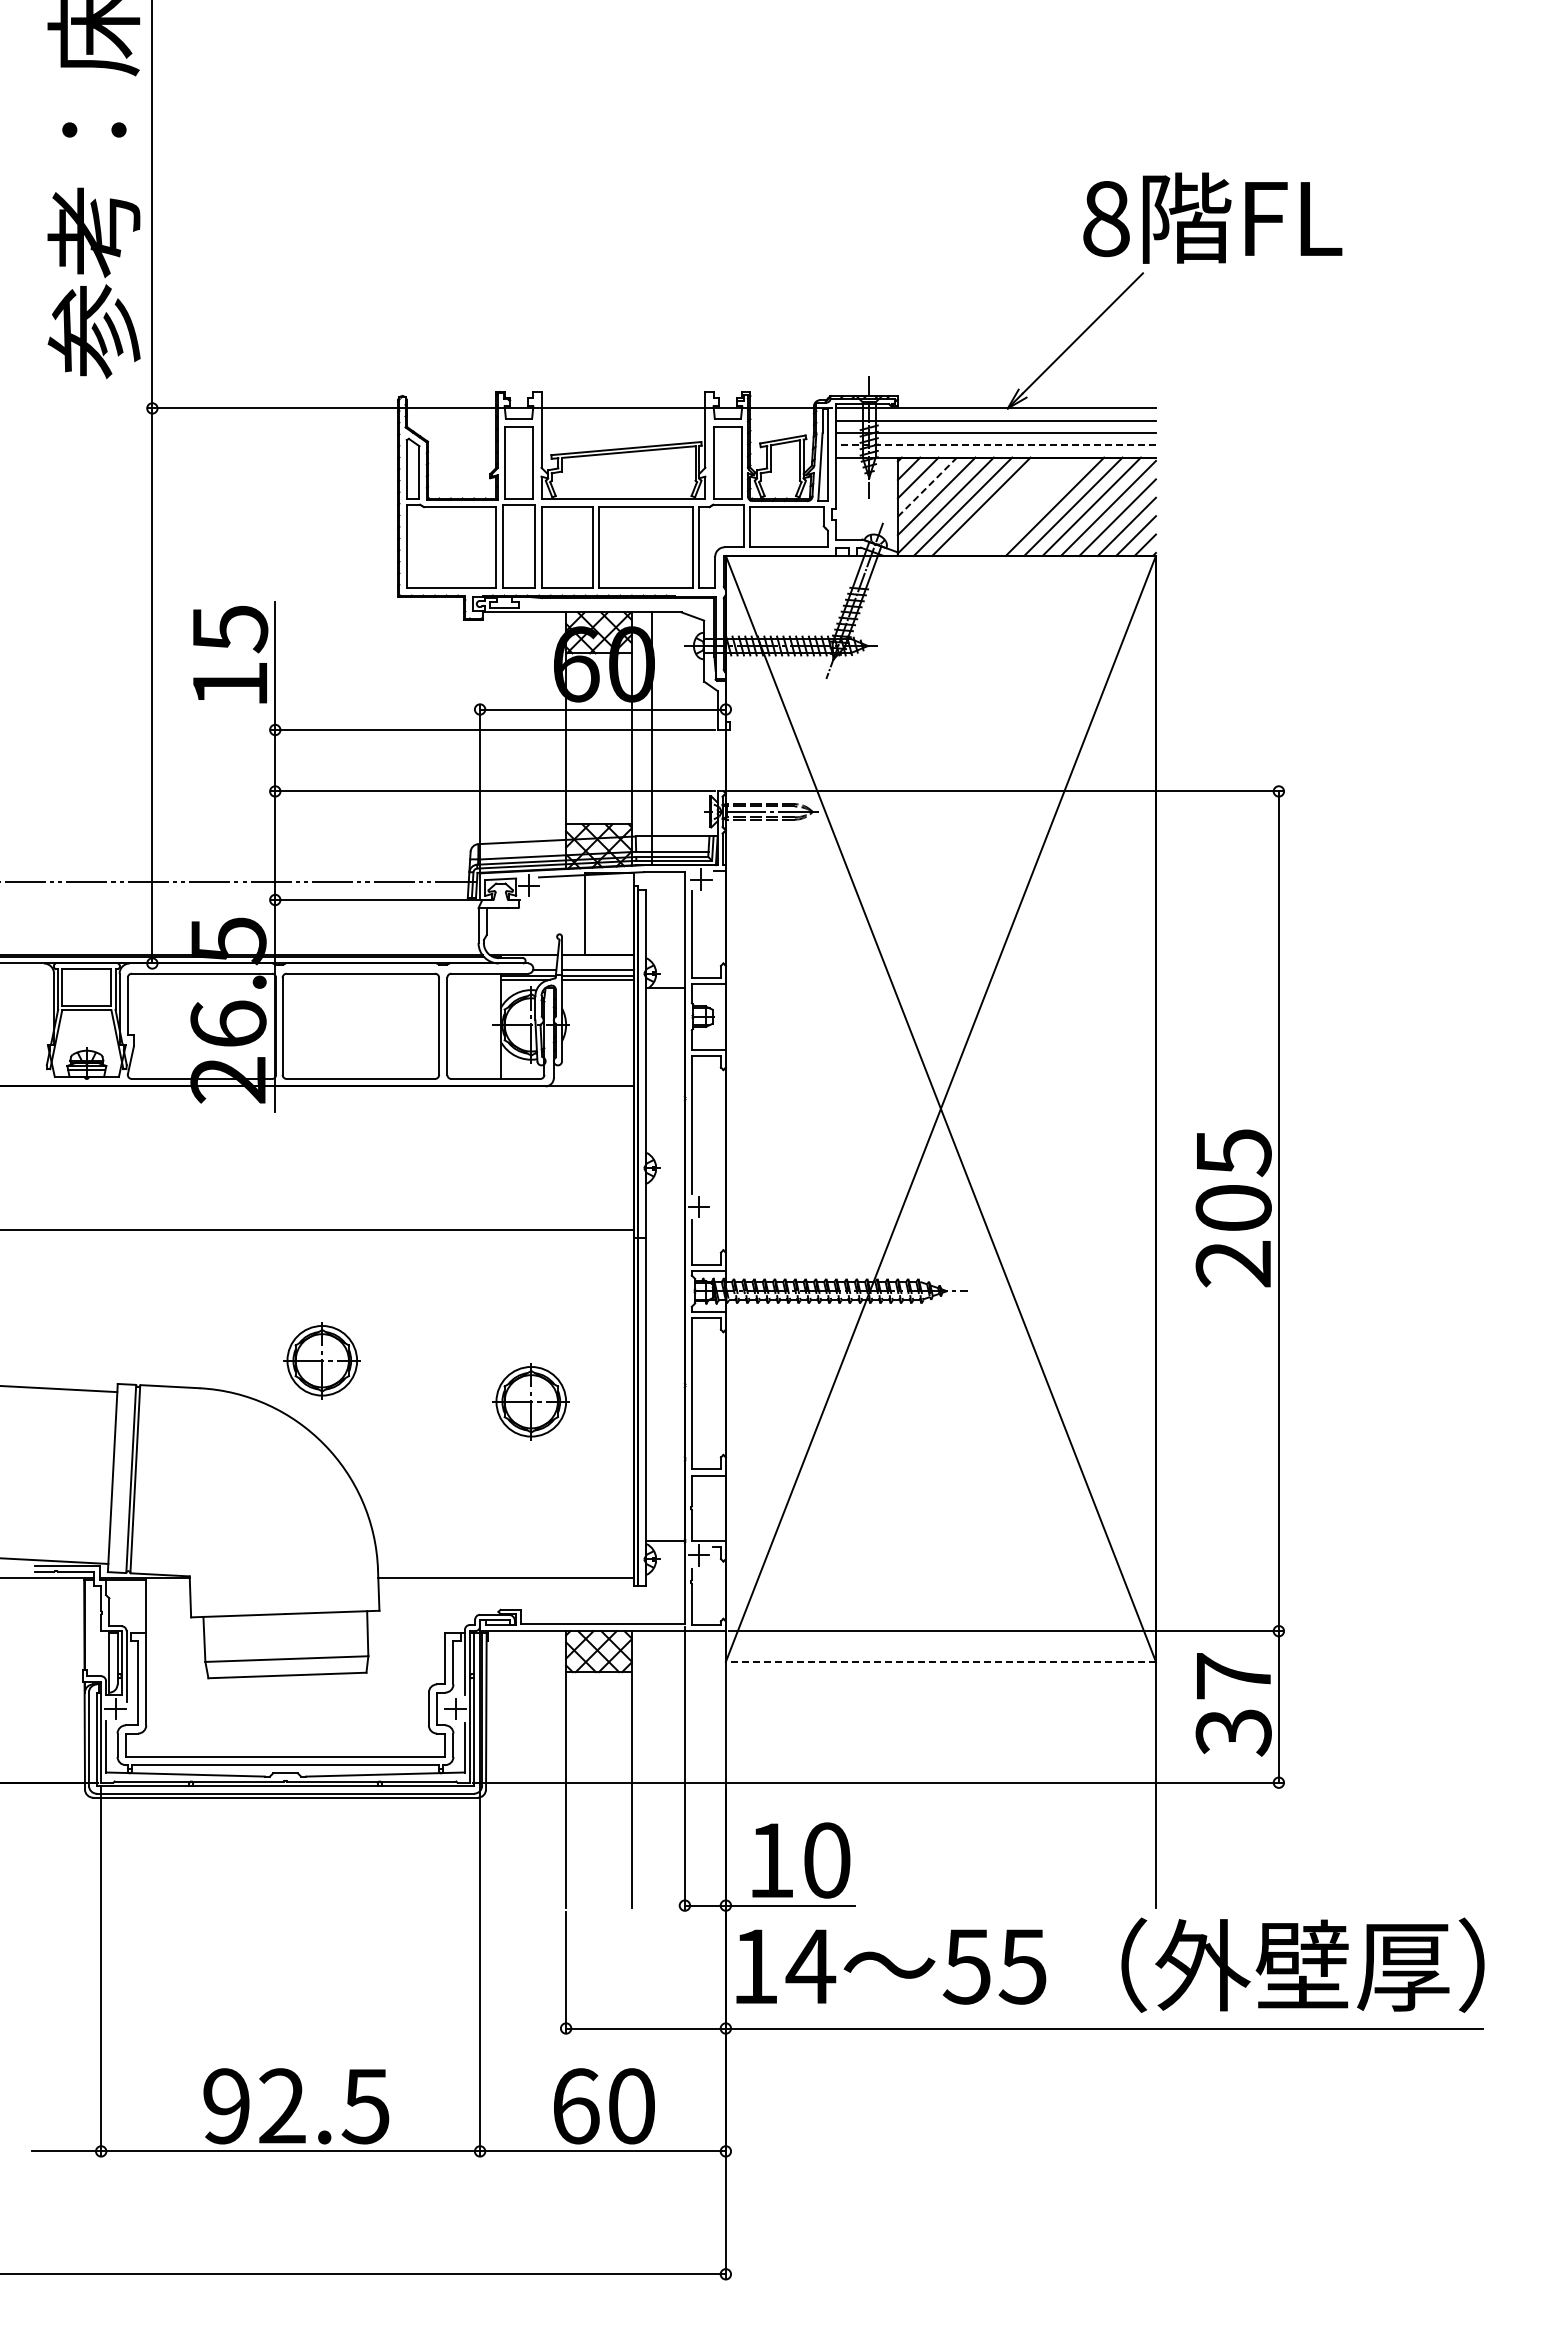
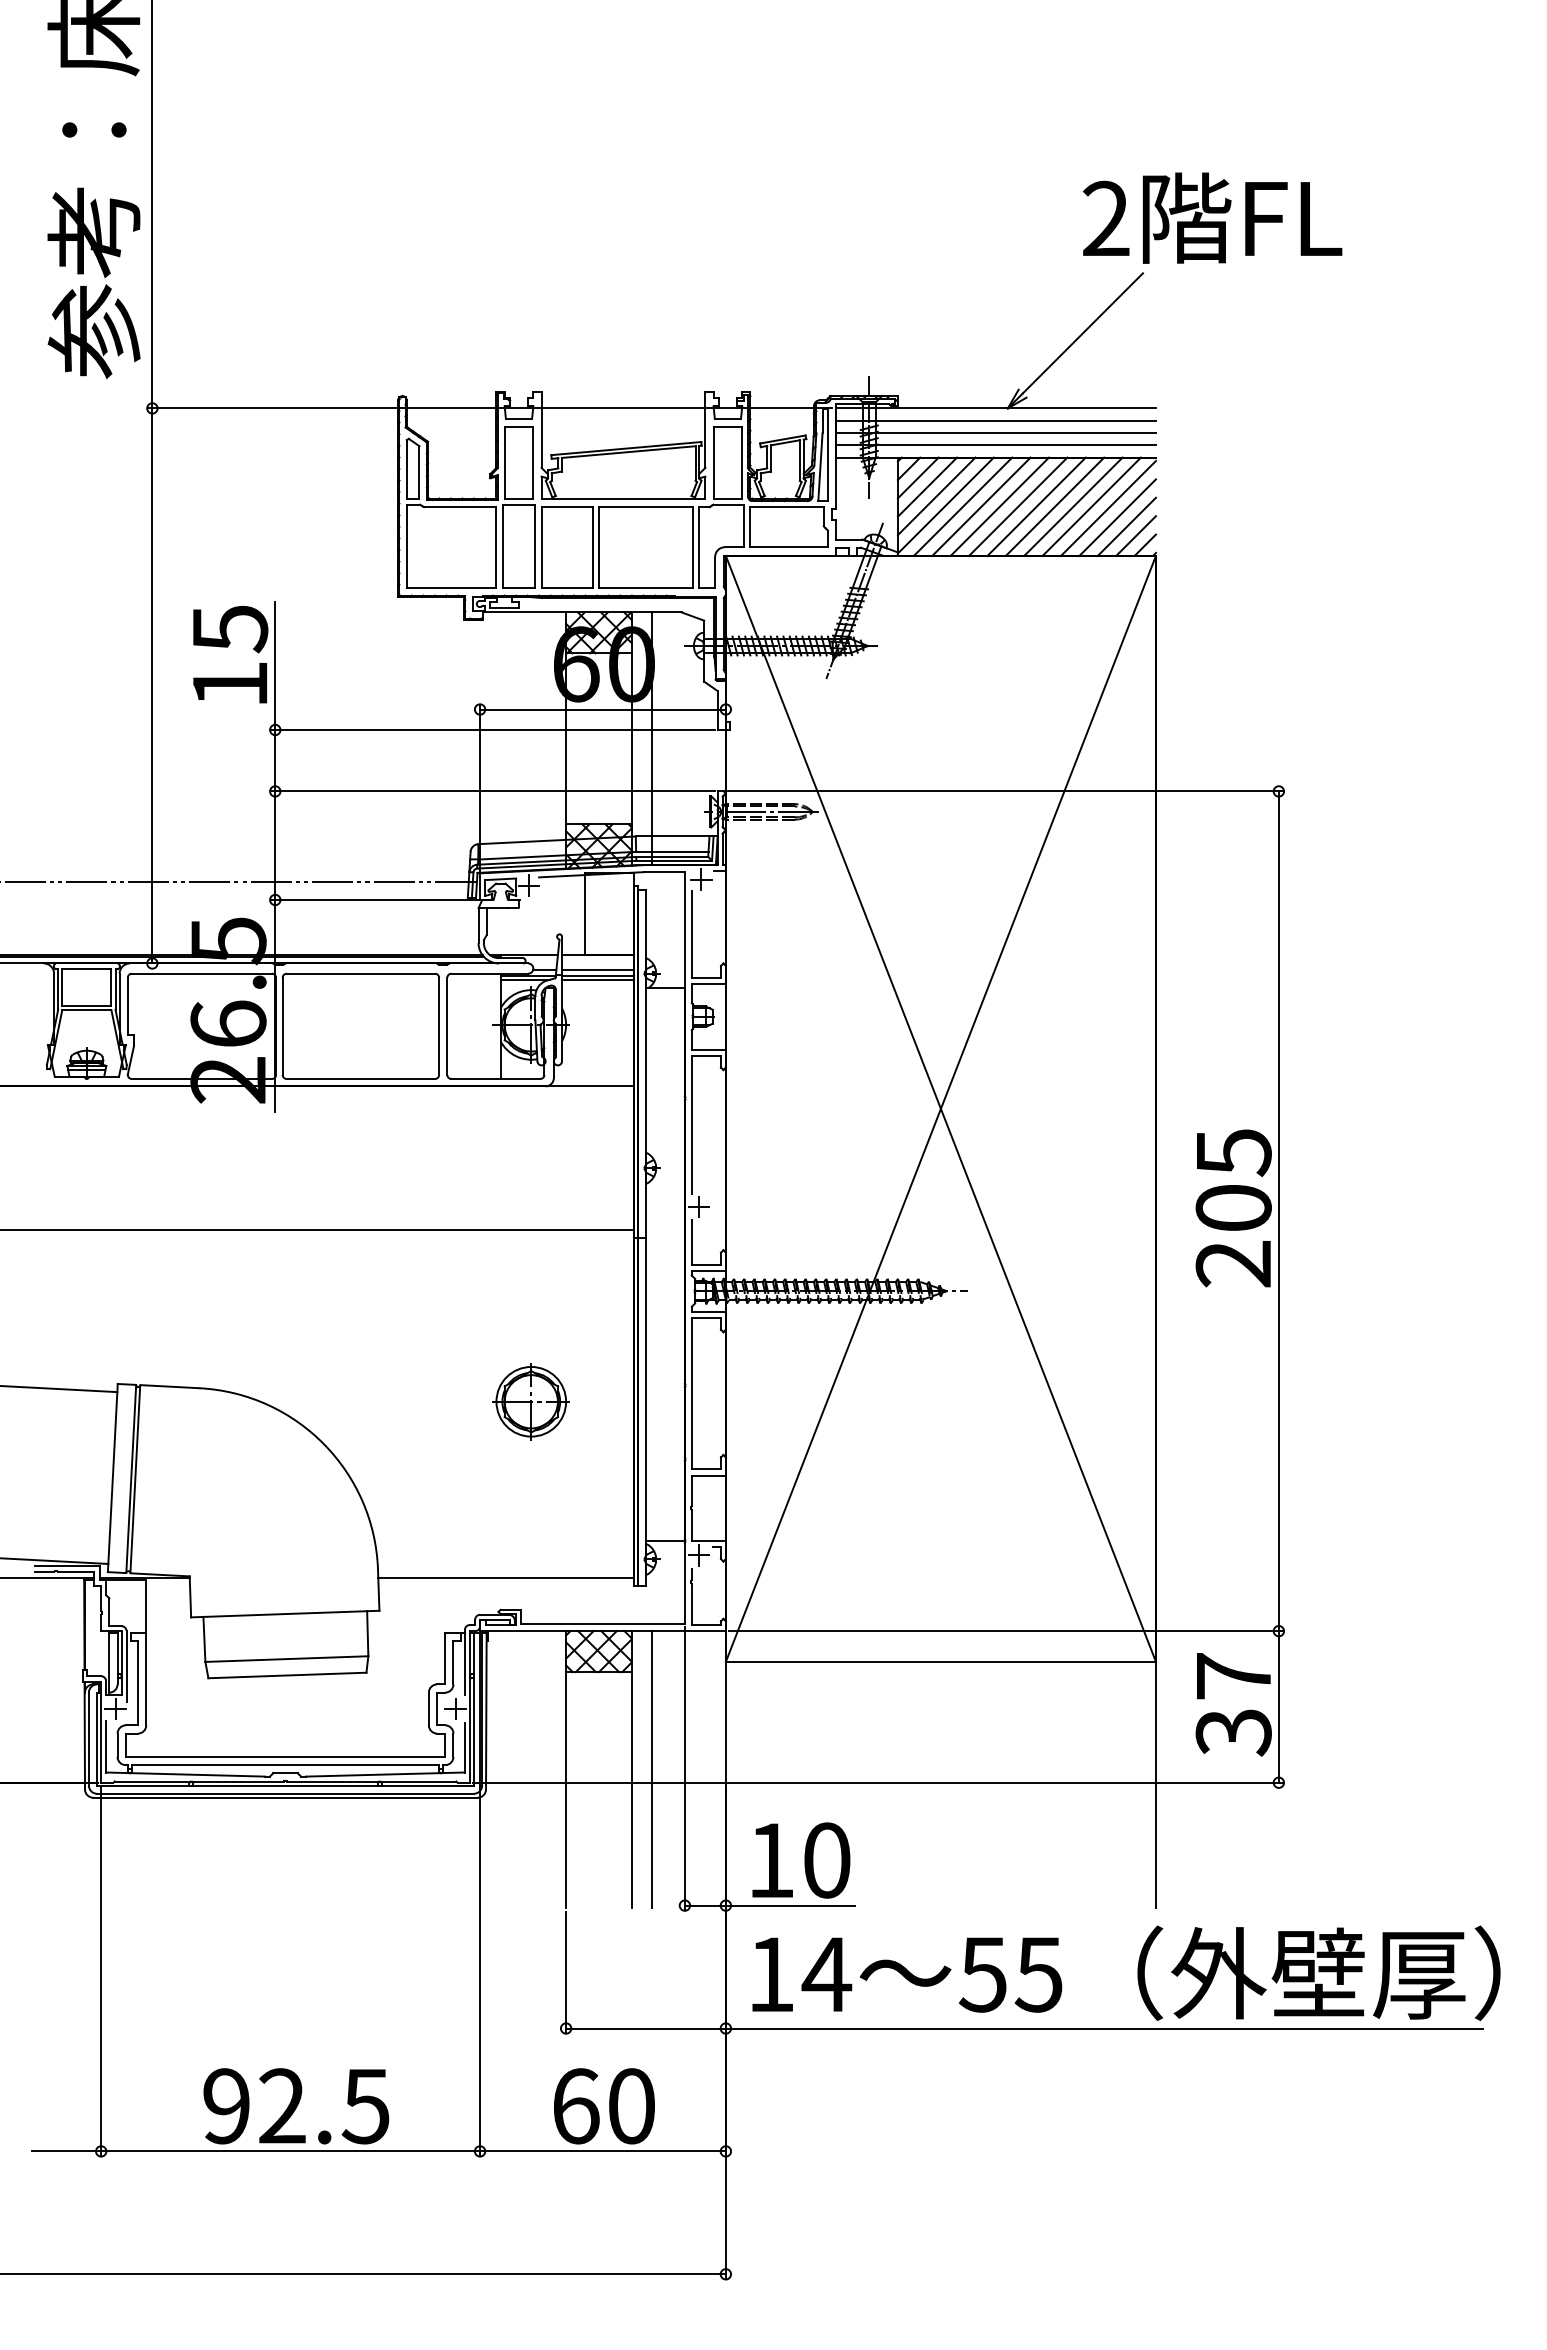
text: 8 -> 2 (1106, 218)
line: dashed -> solid (996, 445)
line: dashed -> solid (927, 487)
line: none -> present (999, 506)
line: none -> present (1018, 506)
line: none -> present (1036, 506)
part: present -> none (321, 1360)
line: dashed -> solid (940, 1661)
line: none -> present (652, 1769)
text position: (1110, 1964) -> (1126, 1972) (1126, 1972)
